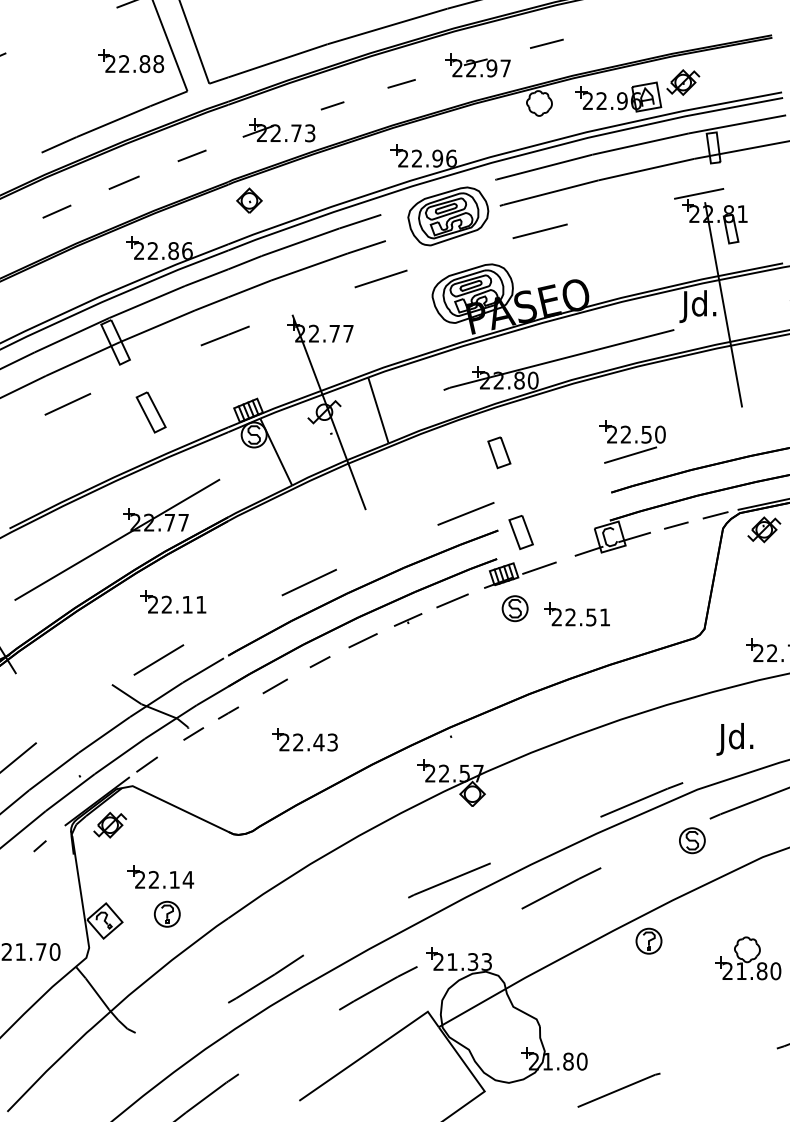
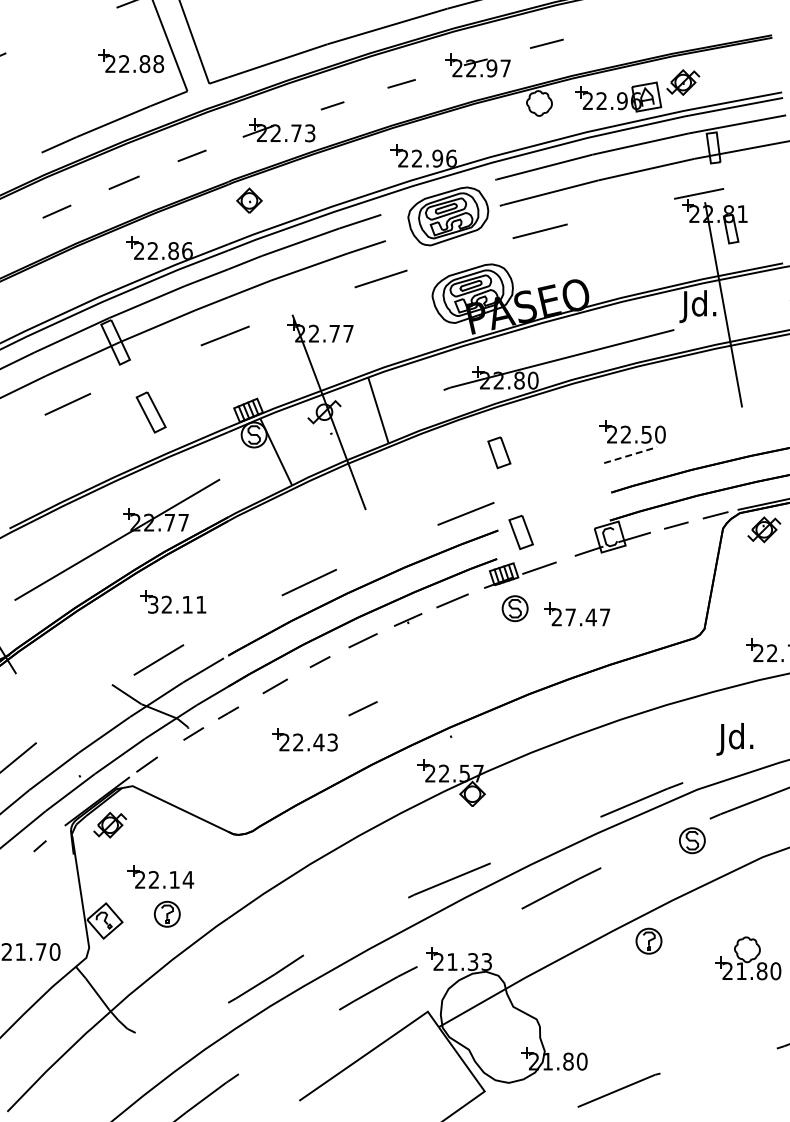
line: solid -> dashed (630, 455)
text: 22.11 -> 32.11 (153, 604)
text: 22.51 -> 27.47 (587, 617)
line: none -> present (362, 708)
